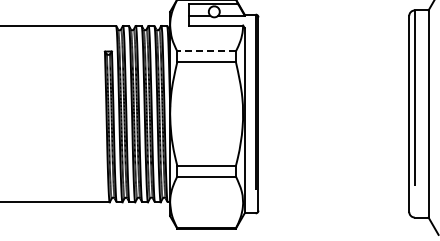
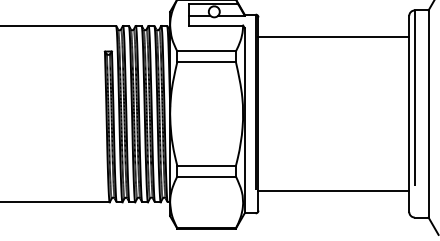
line: none -> present (333, 36)
line: dashed -> solid (206, 51)
line: none -> present (333, 191)
